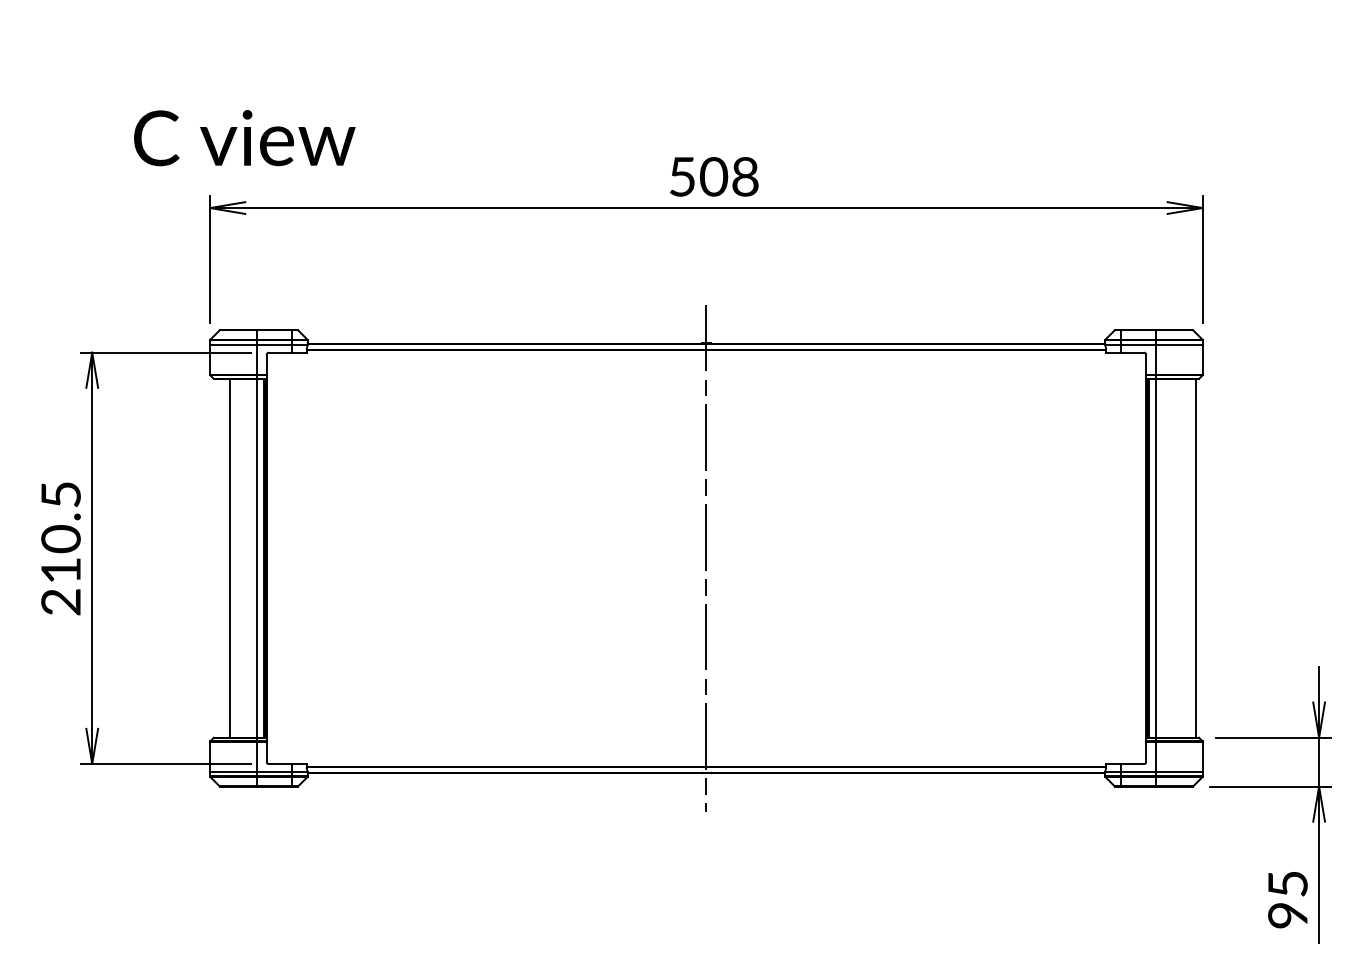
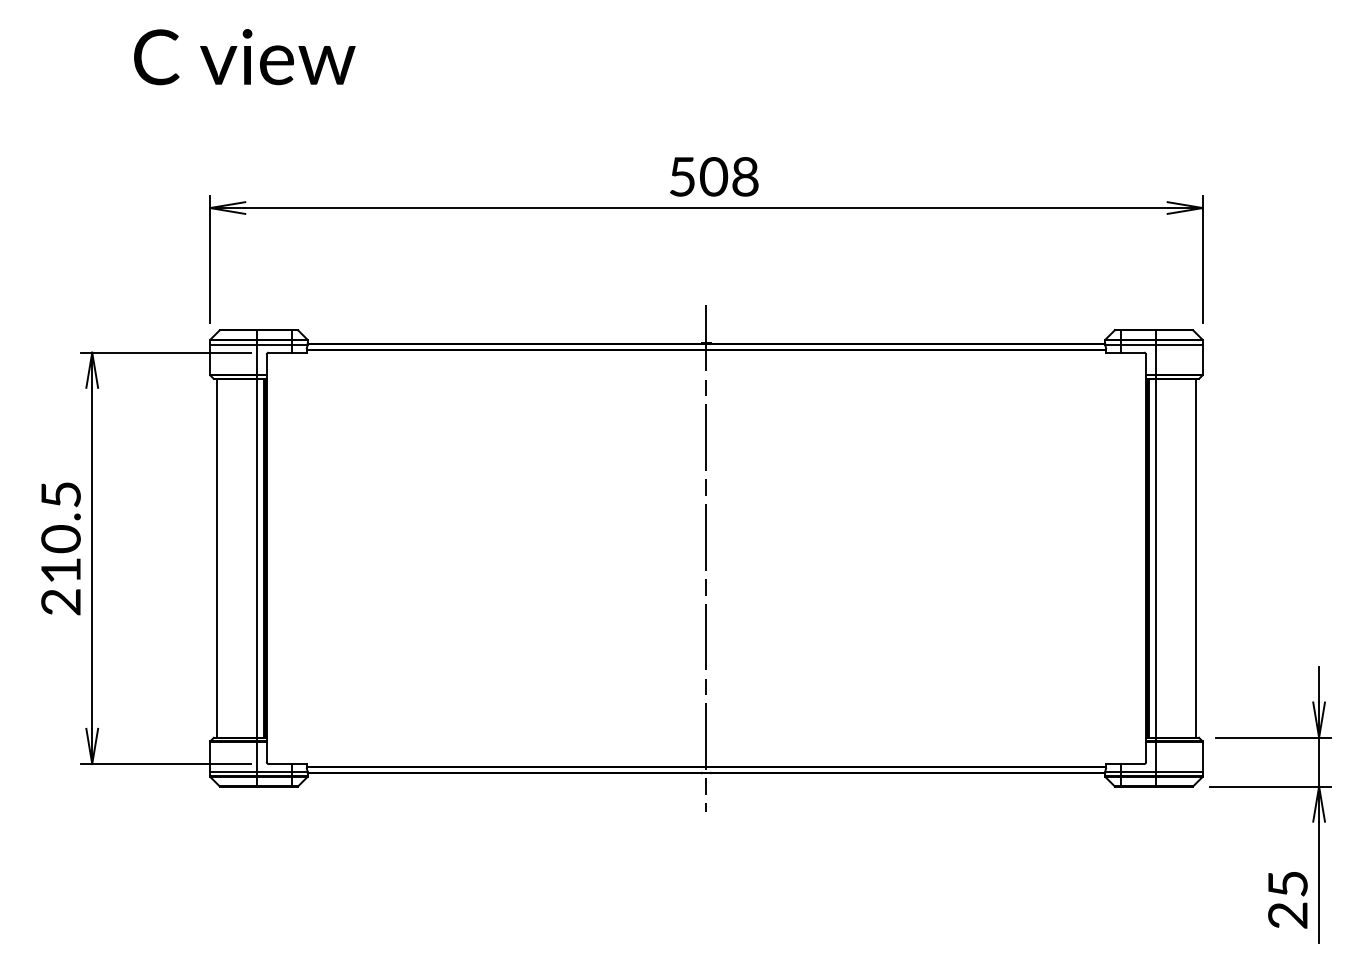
text position: (244, 138) -> (244, 57) (244, 57)
line position: (229, 558) -> (216, 558) (216, 558)
text: 95 -> 25 (1287, 915)
